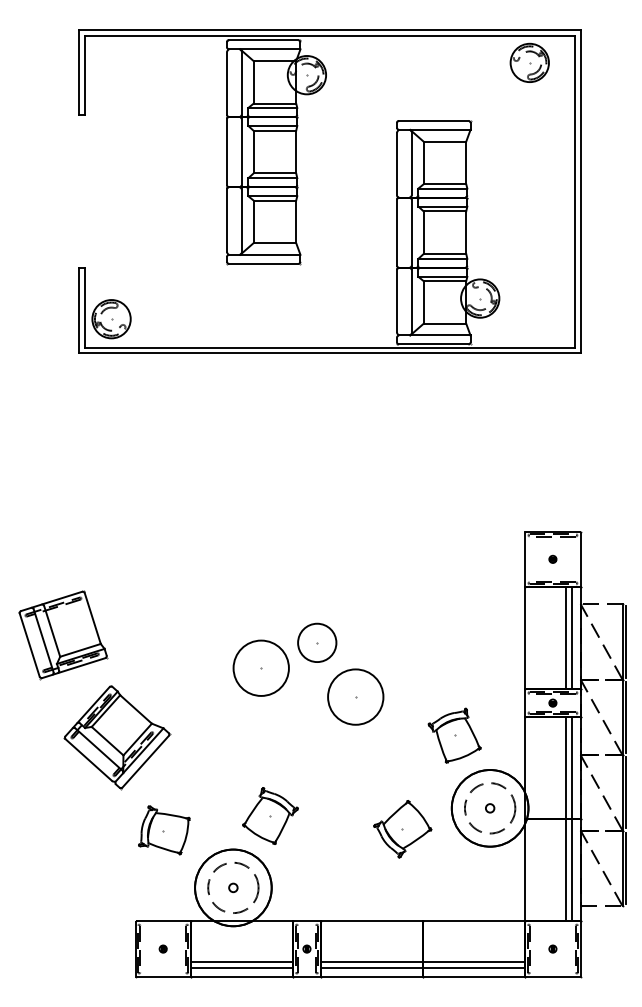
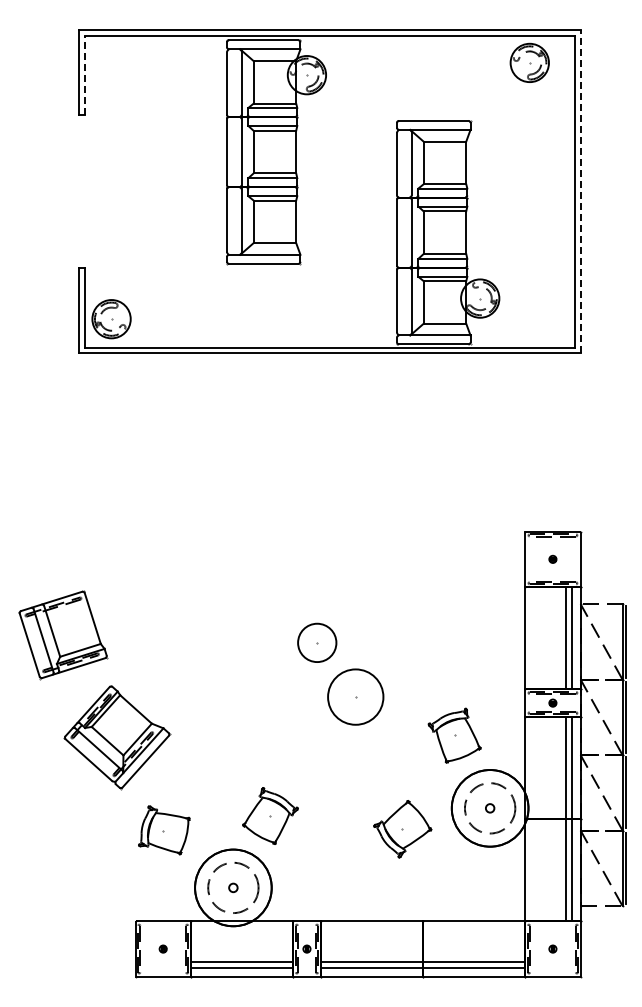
line: solid -> dashed (84, 75)
line: solid -> dashed (580, 191)
part: present -> none (260, 667)
